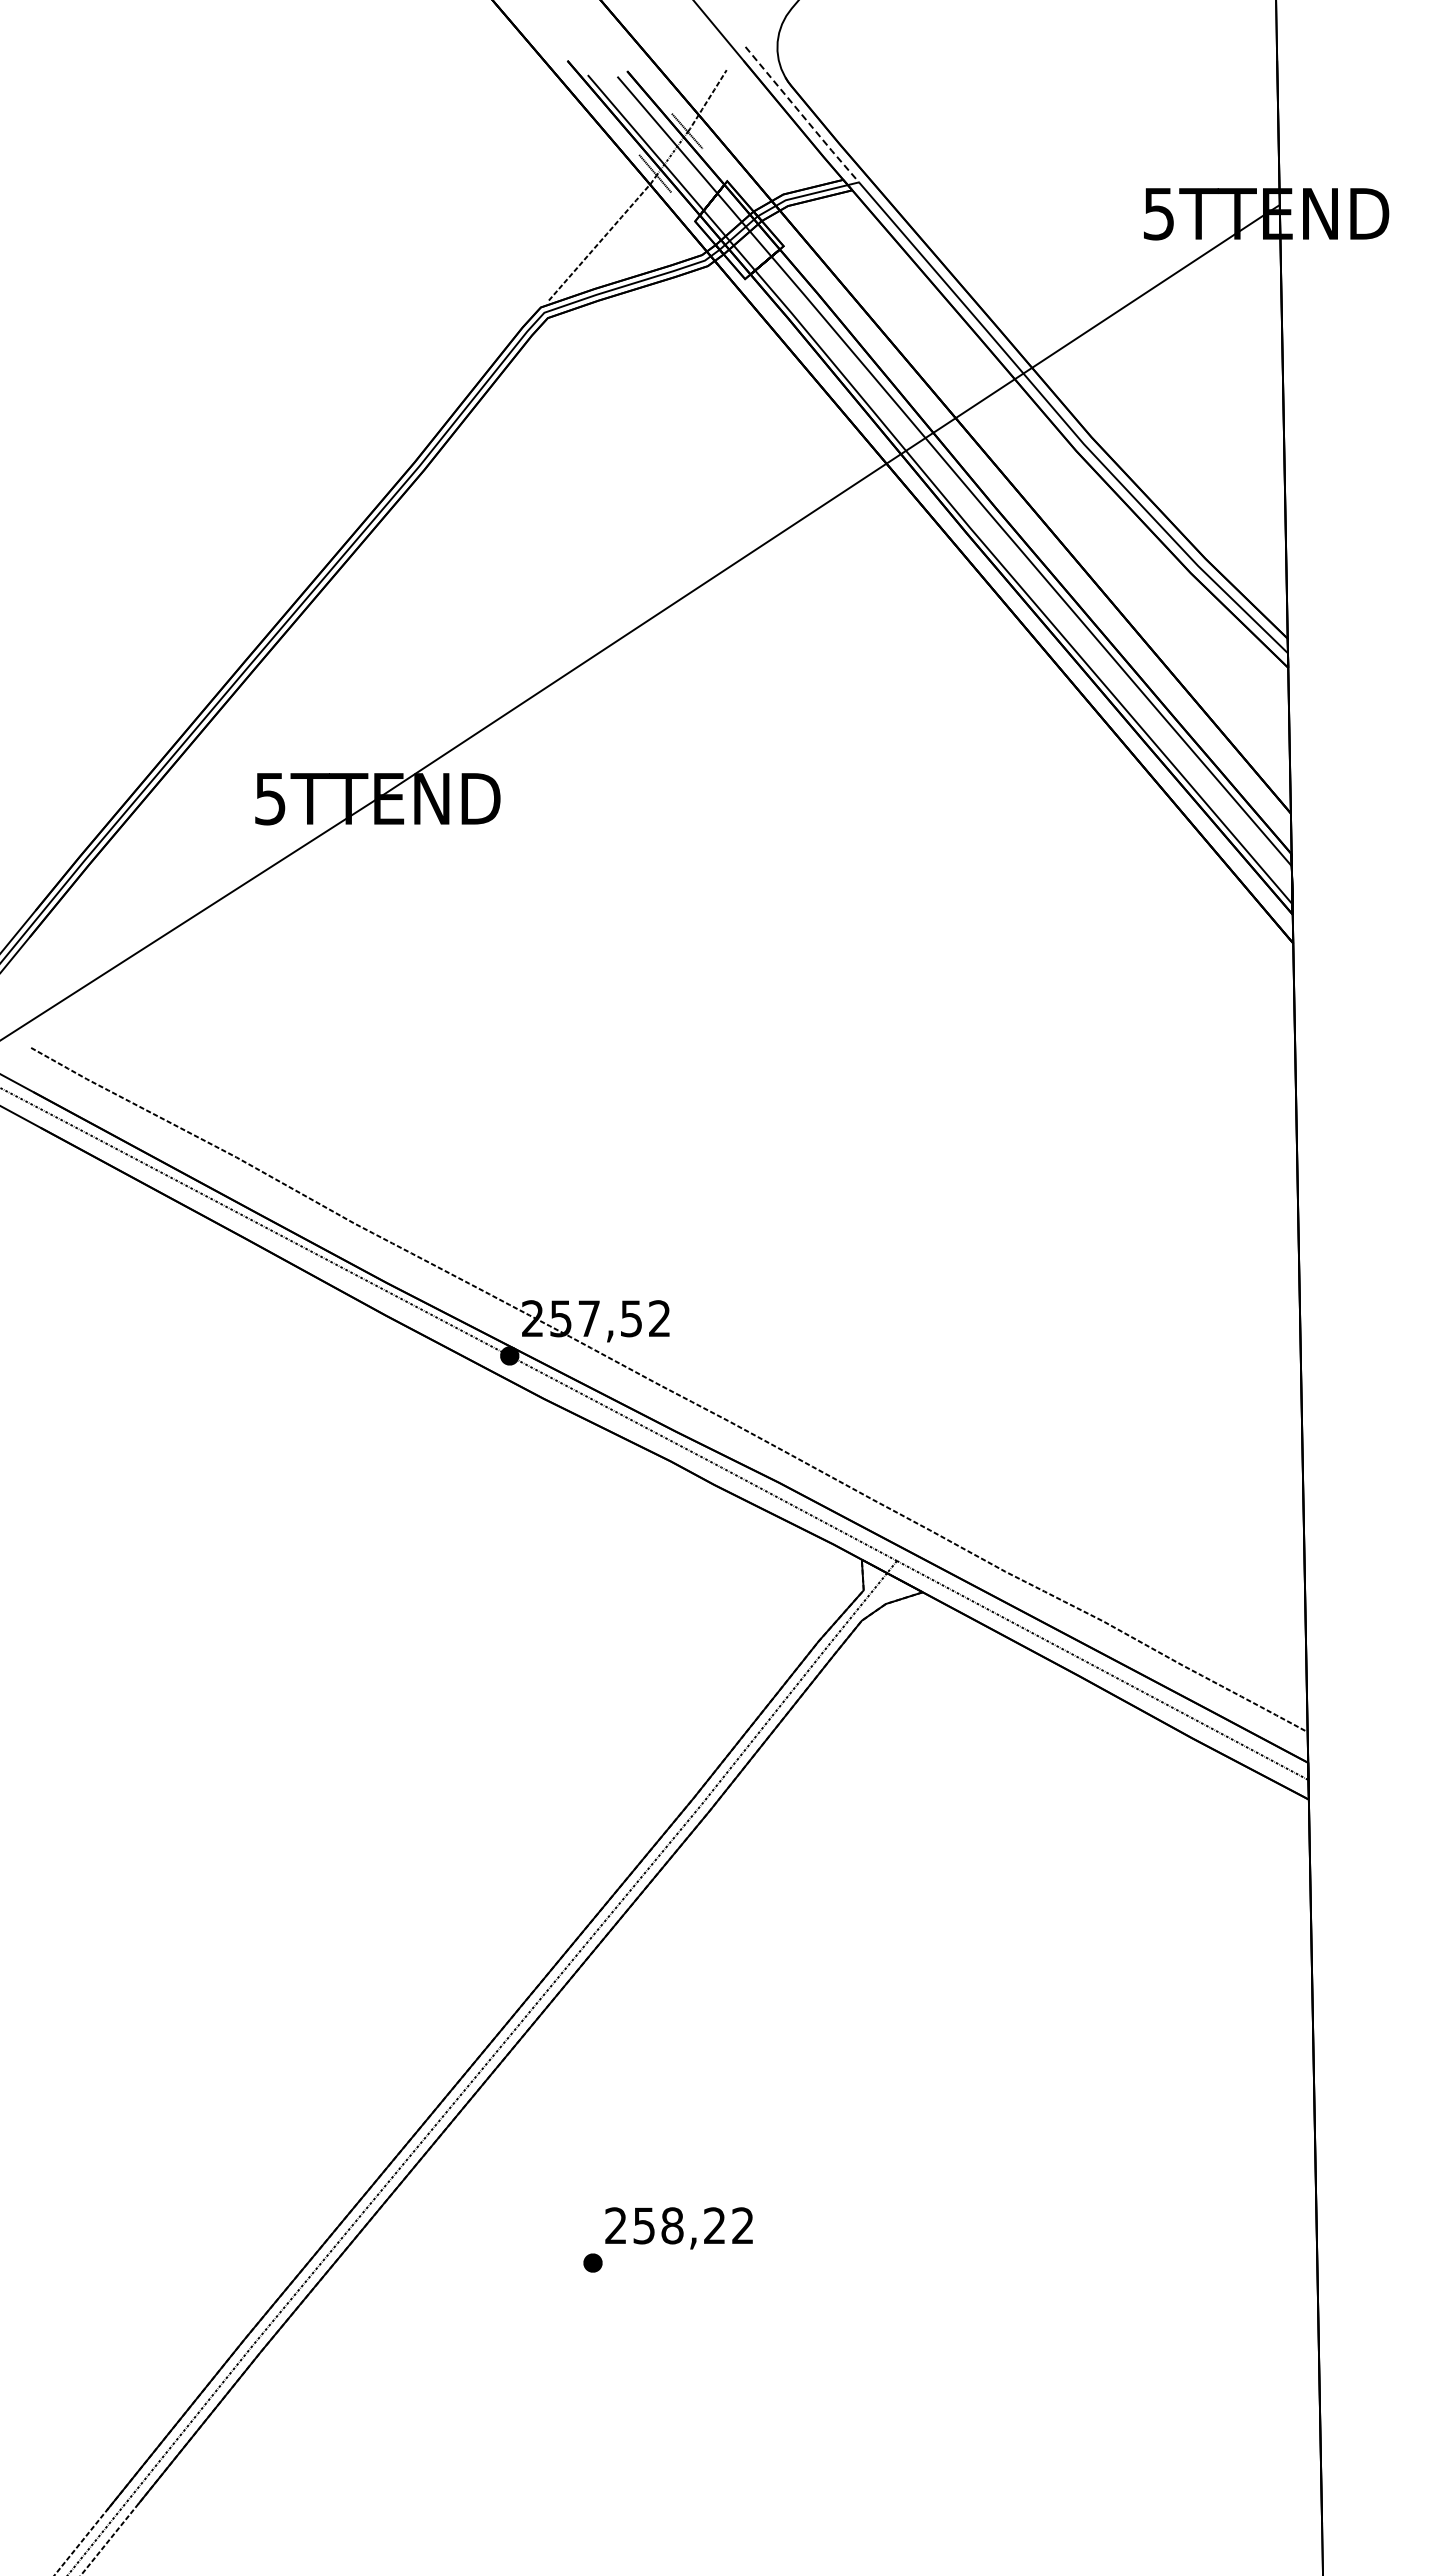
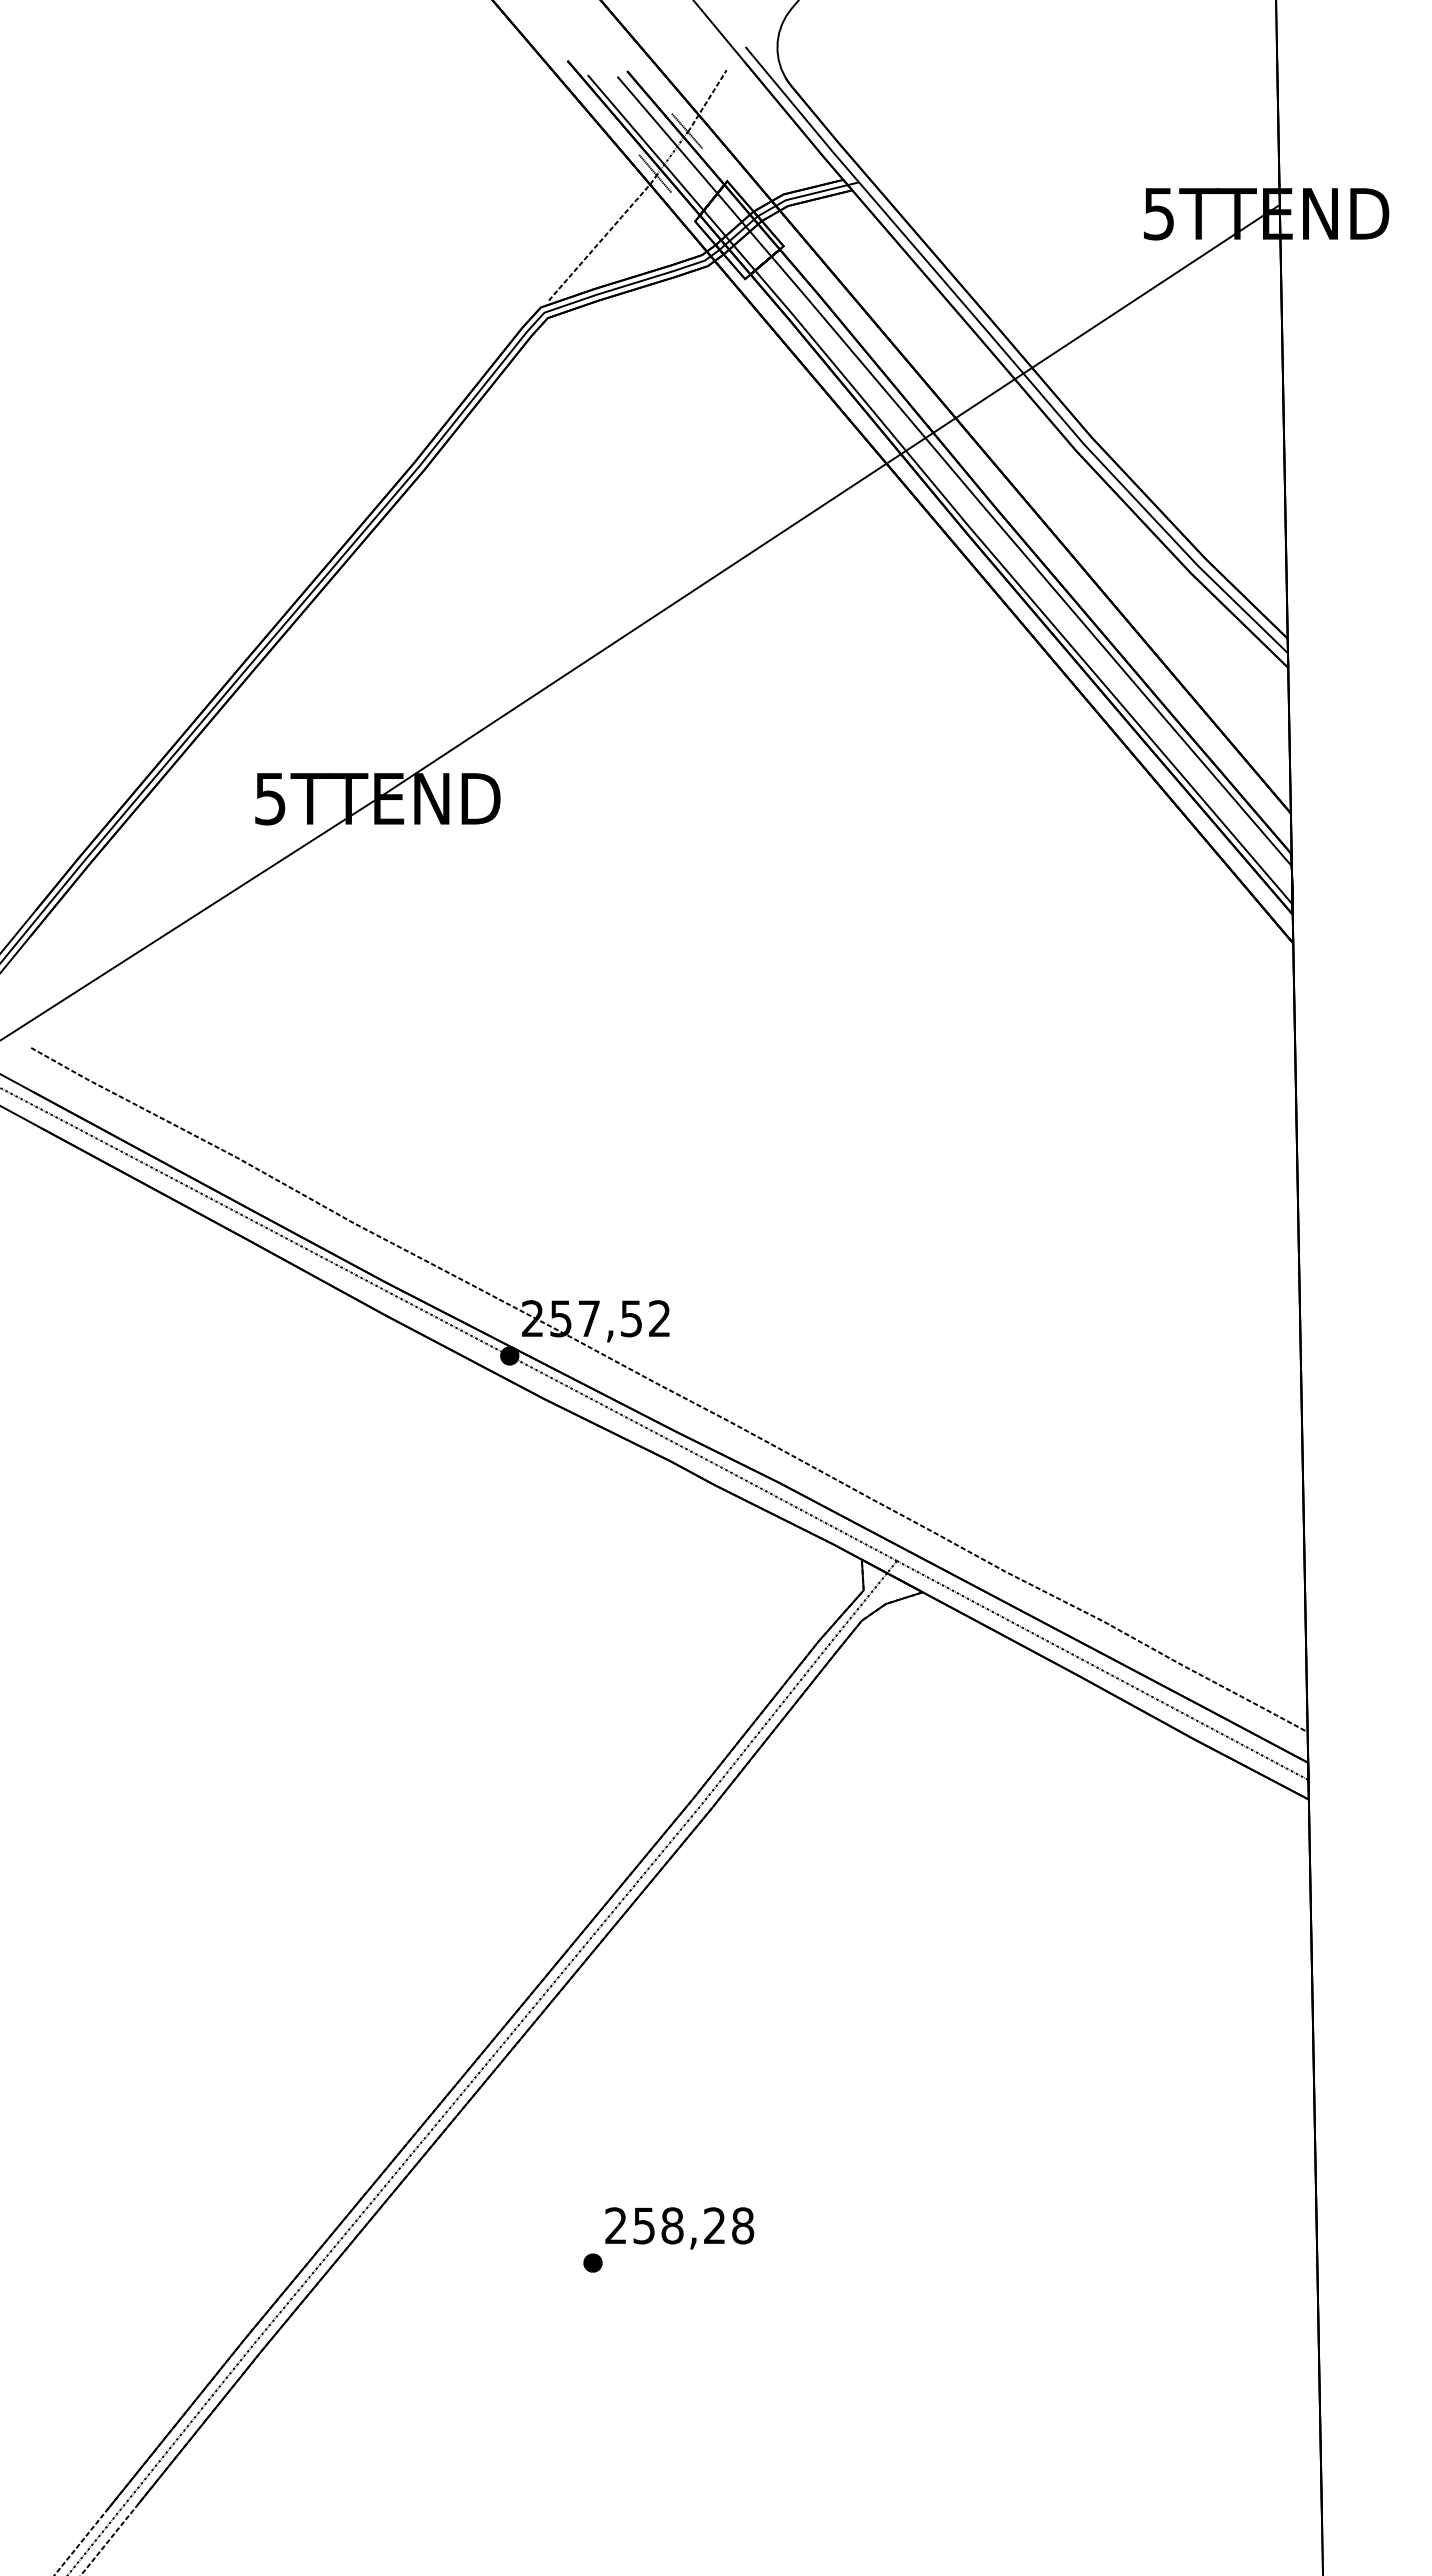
line: dashed -> solid (802, 115)
text: 258,22 -> 258,28 (743, 2225)
